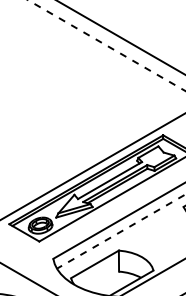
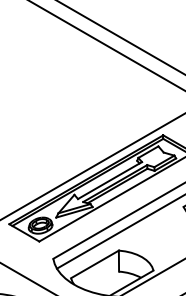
line: dashed -> solid (107, 45)
line: dashed -> solid (120, 231)
